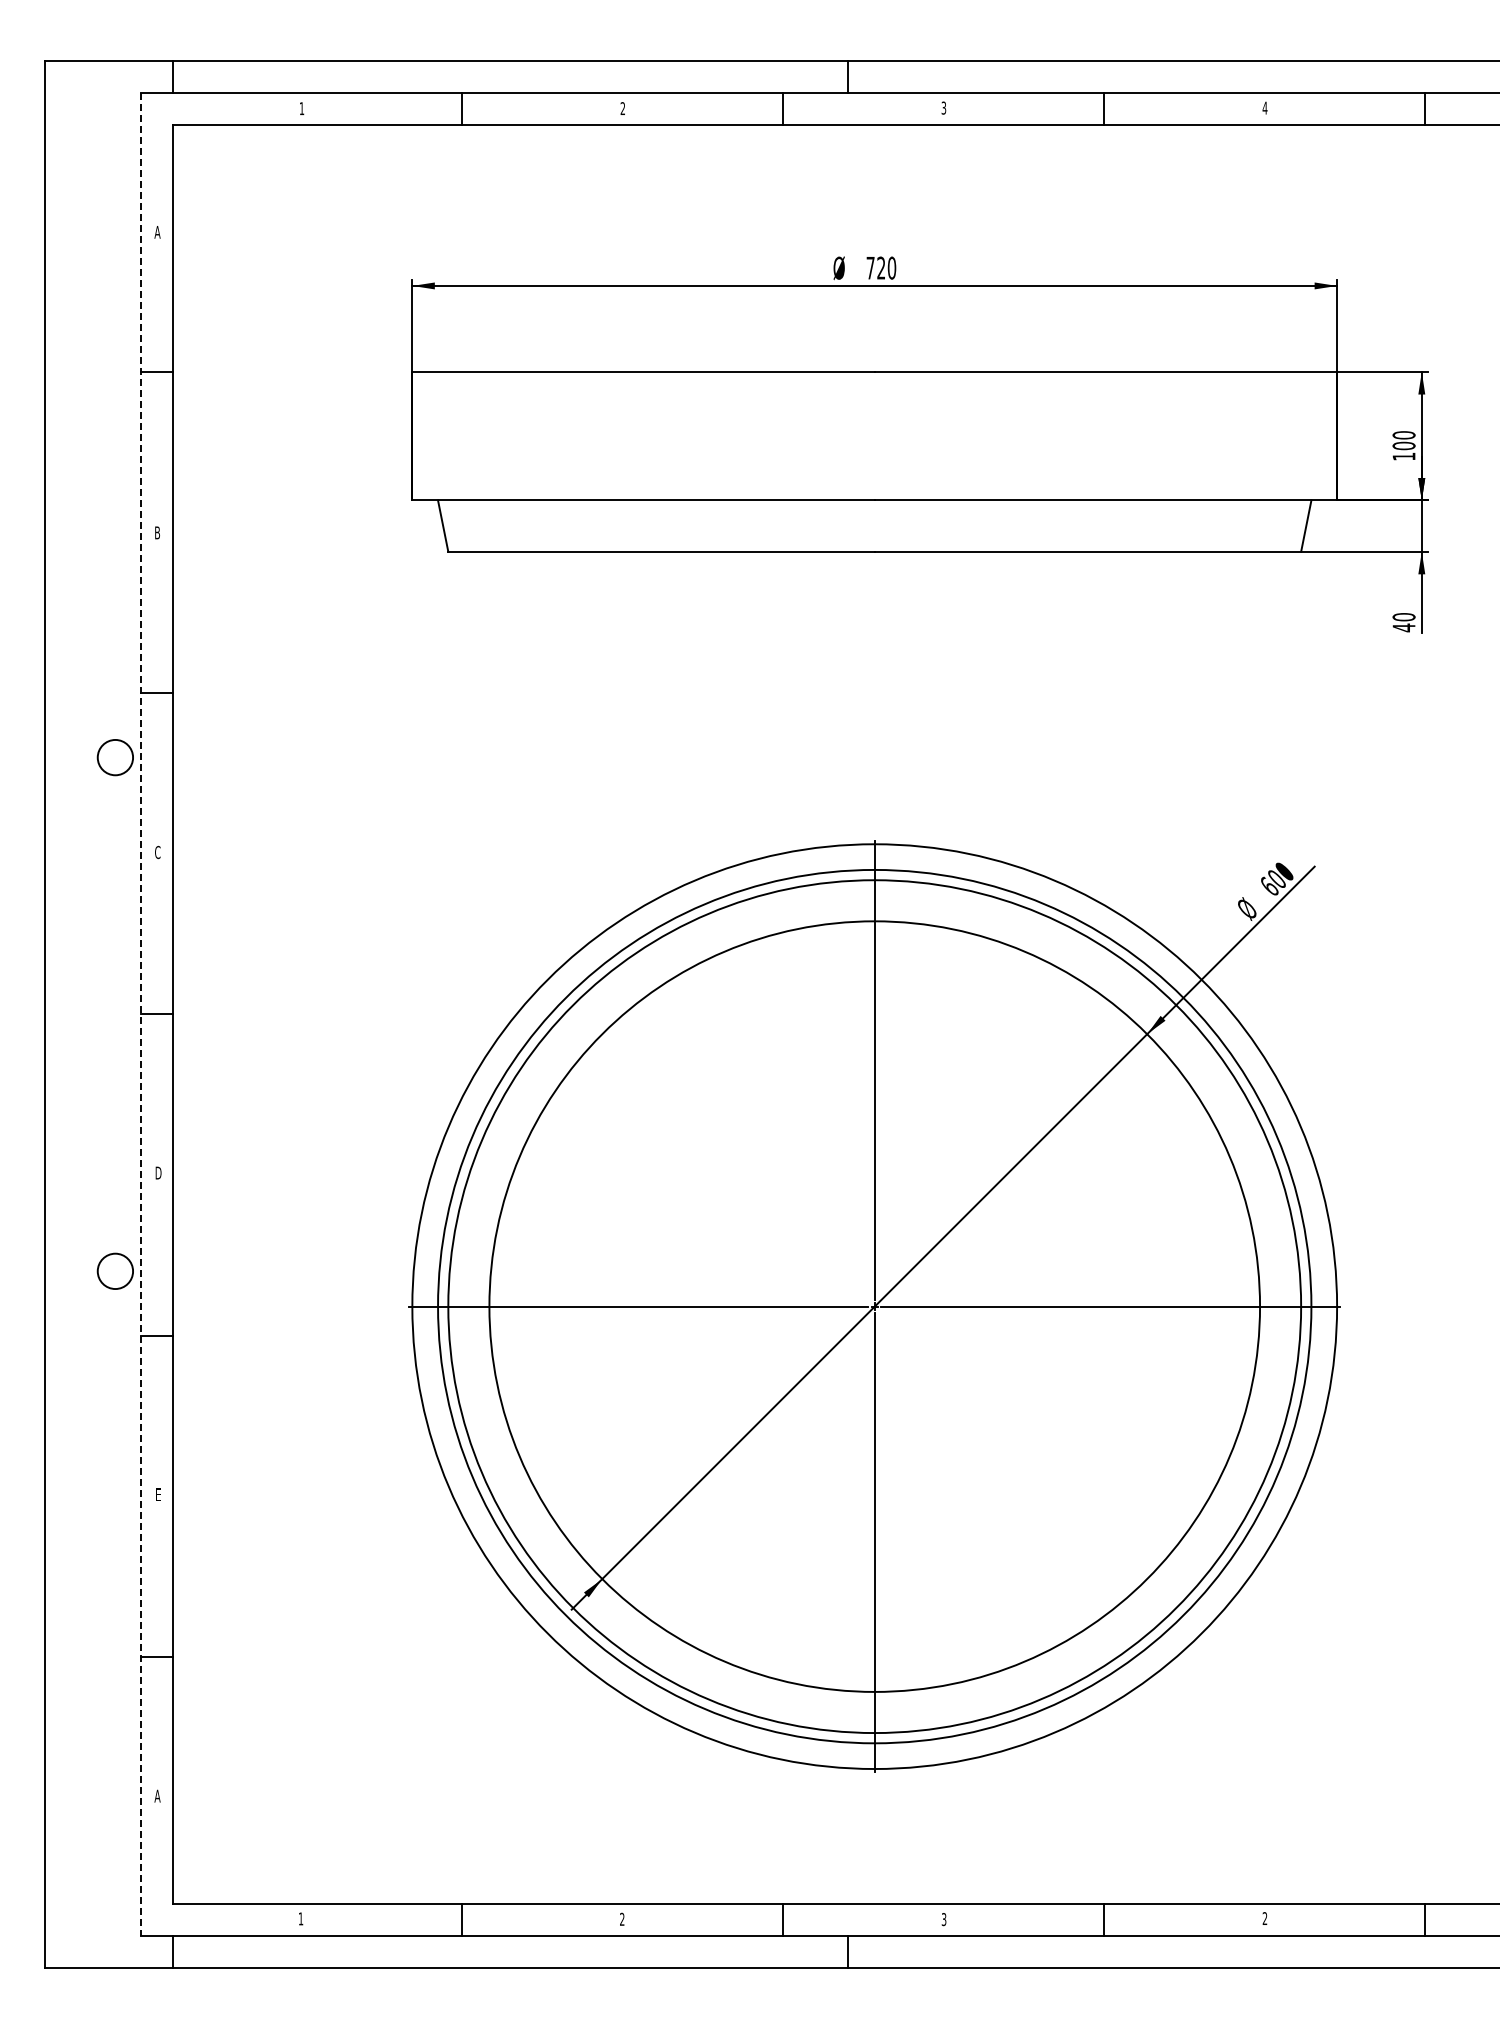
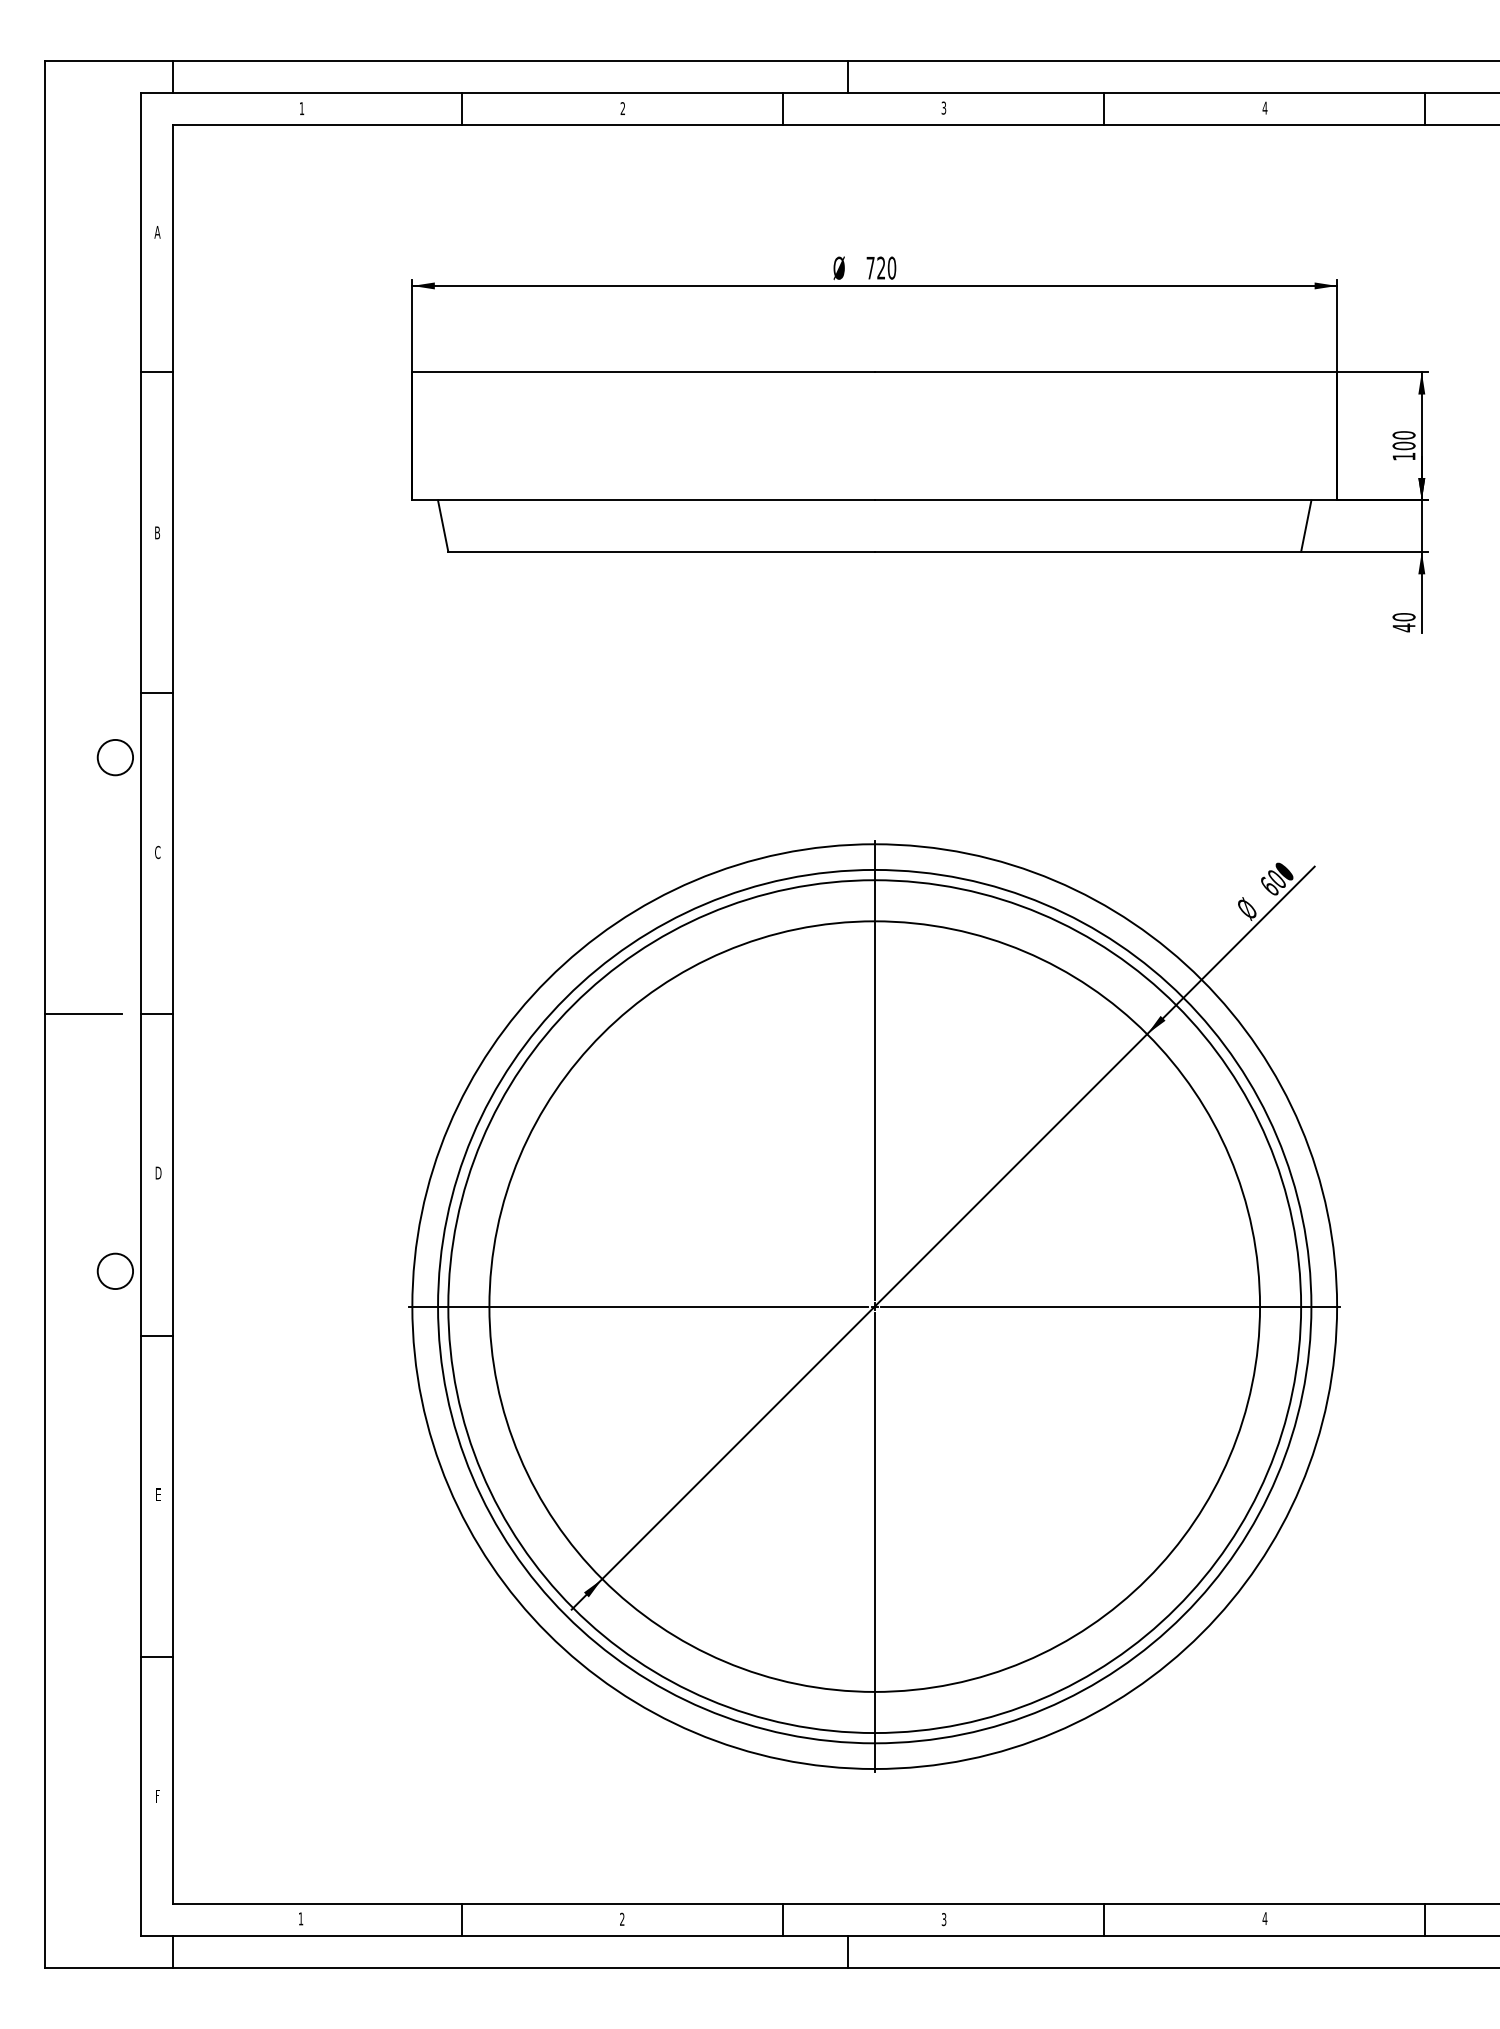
line: none -> present (82, 1014)
line: dashed -> solid (141, 1014)
text: A -> F (157, 1795)
text: 2 -> 4 (1264, 1918)
